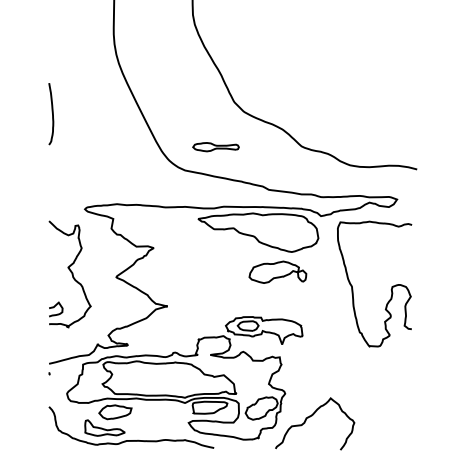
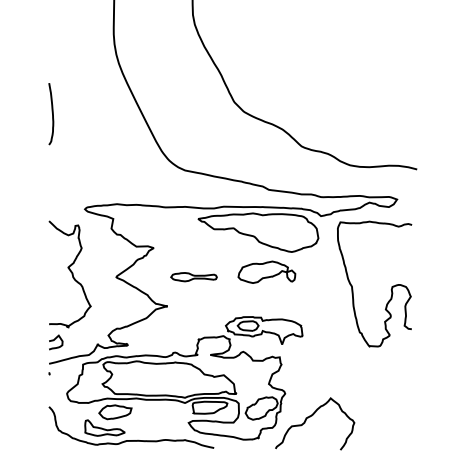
part position: (215, 147) -> (193, 277) (193, 277)
part position: (277, 271) -> (266, 271) (266, 271)
curve position: (54, 307) -> (54, 340) (54, 340)
